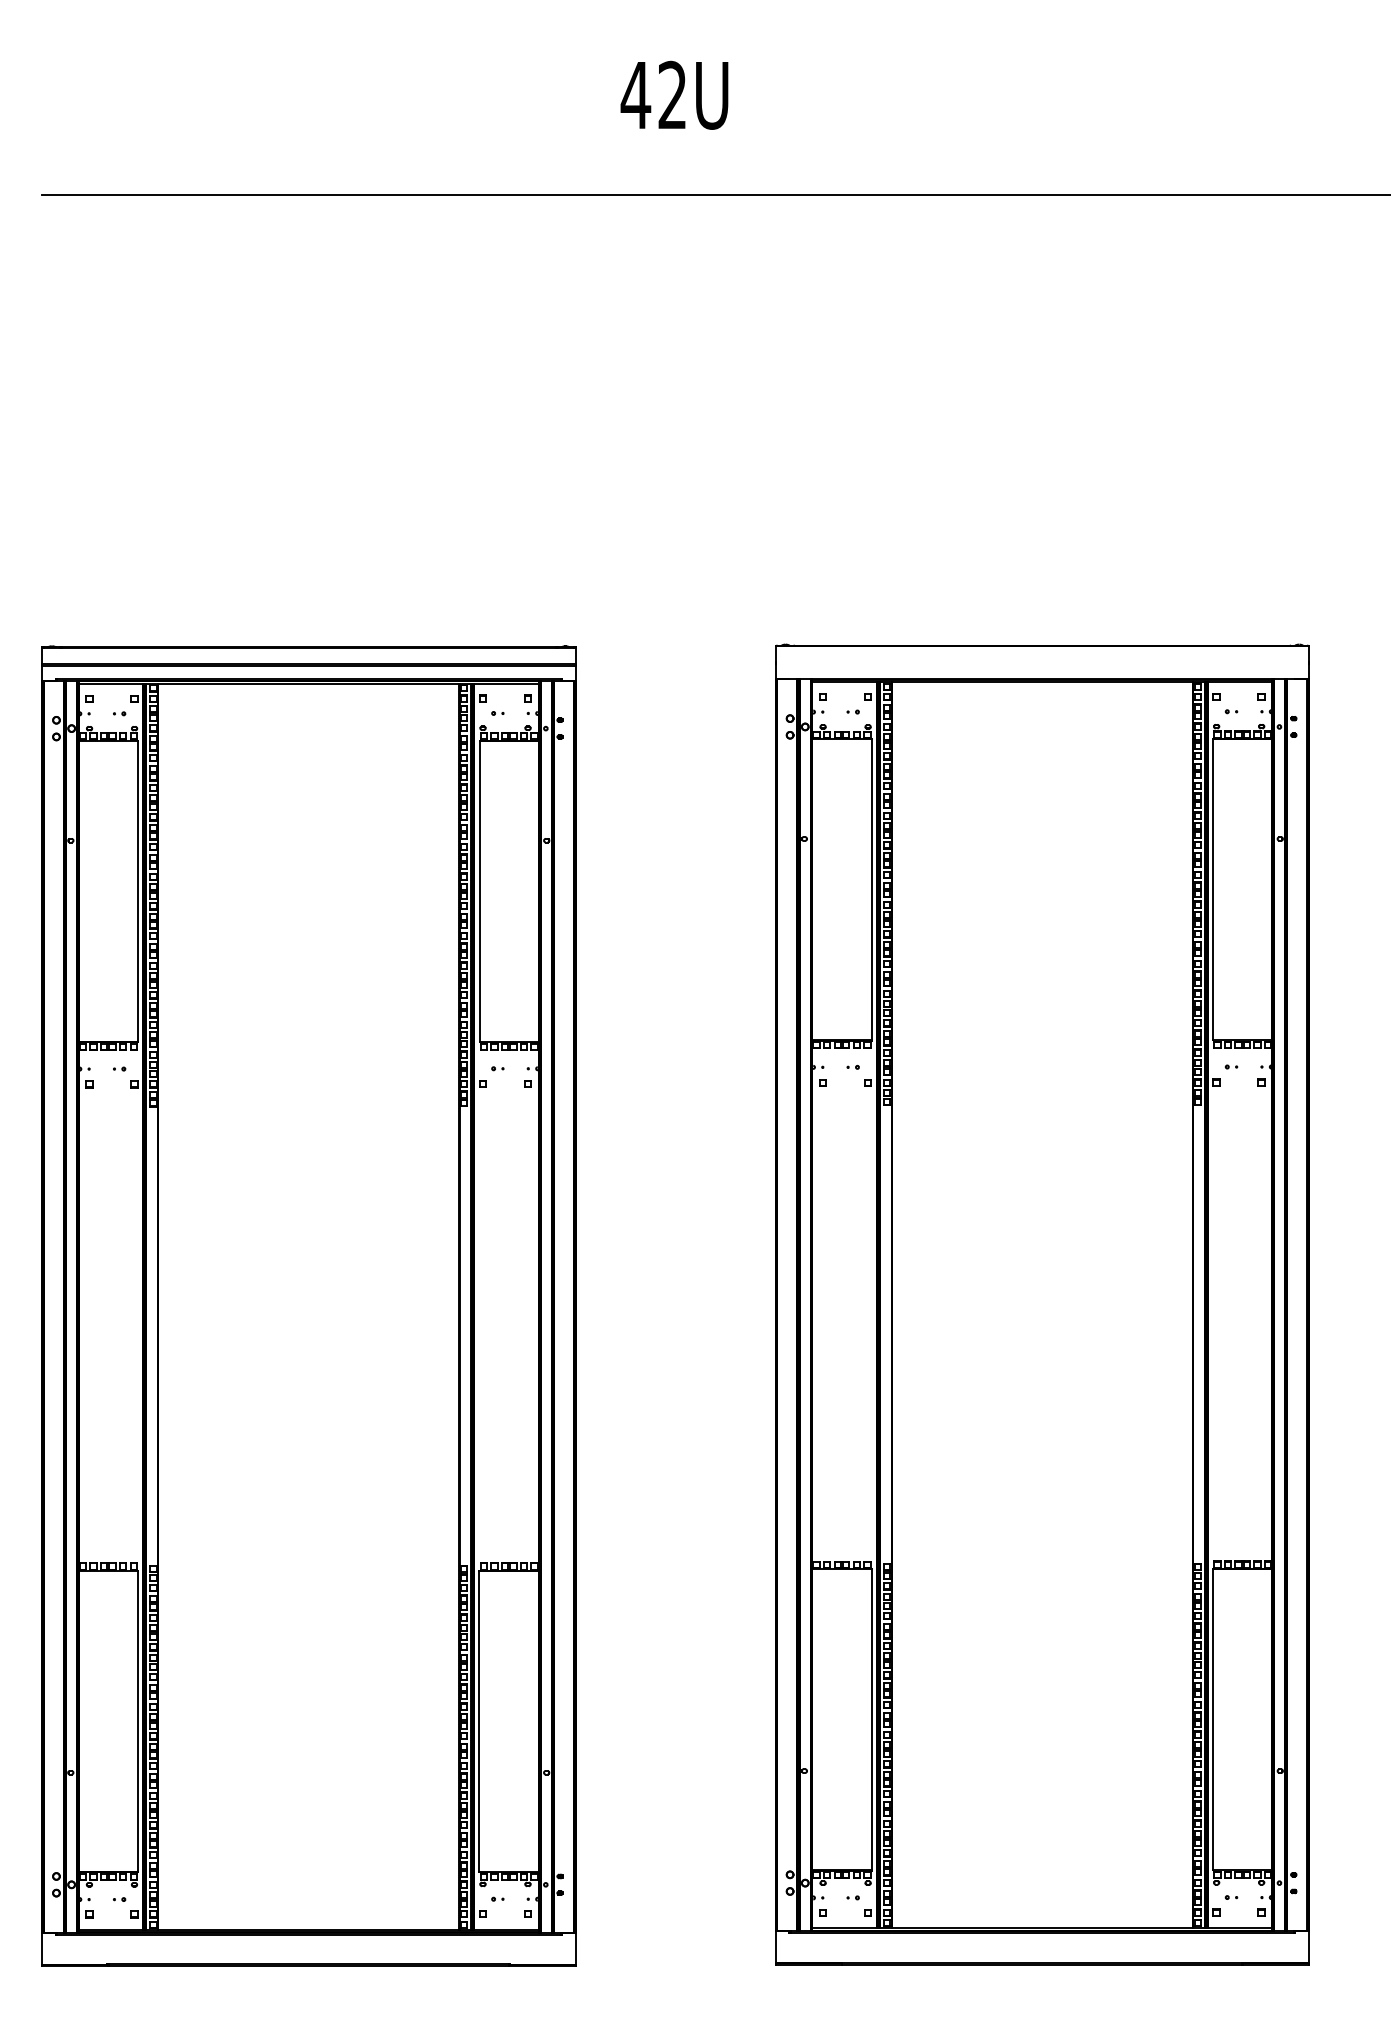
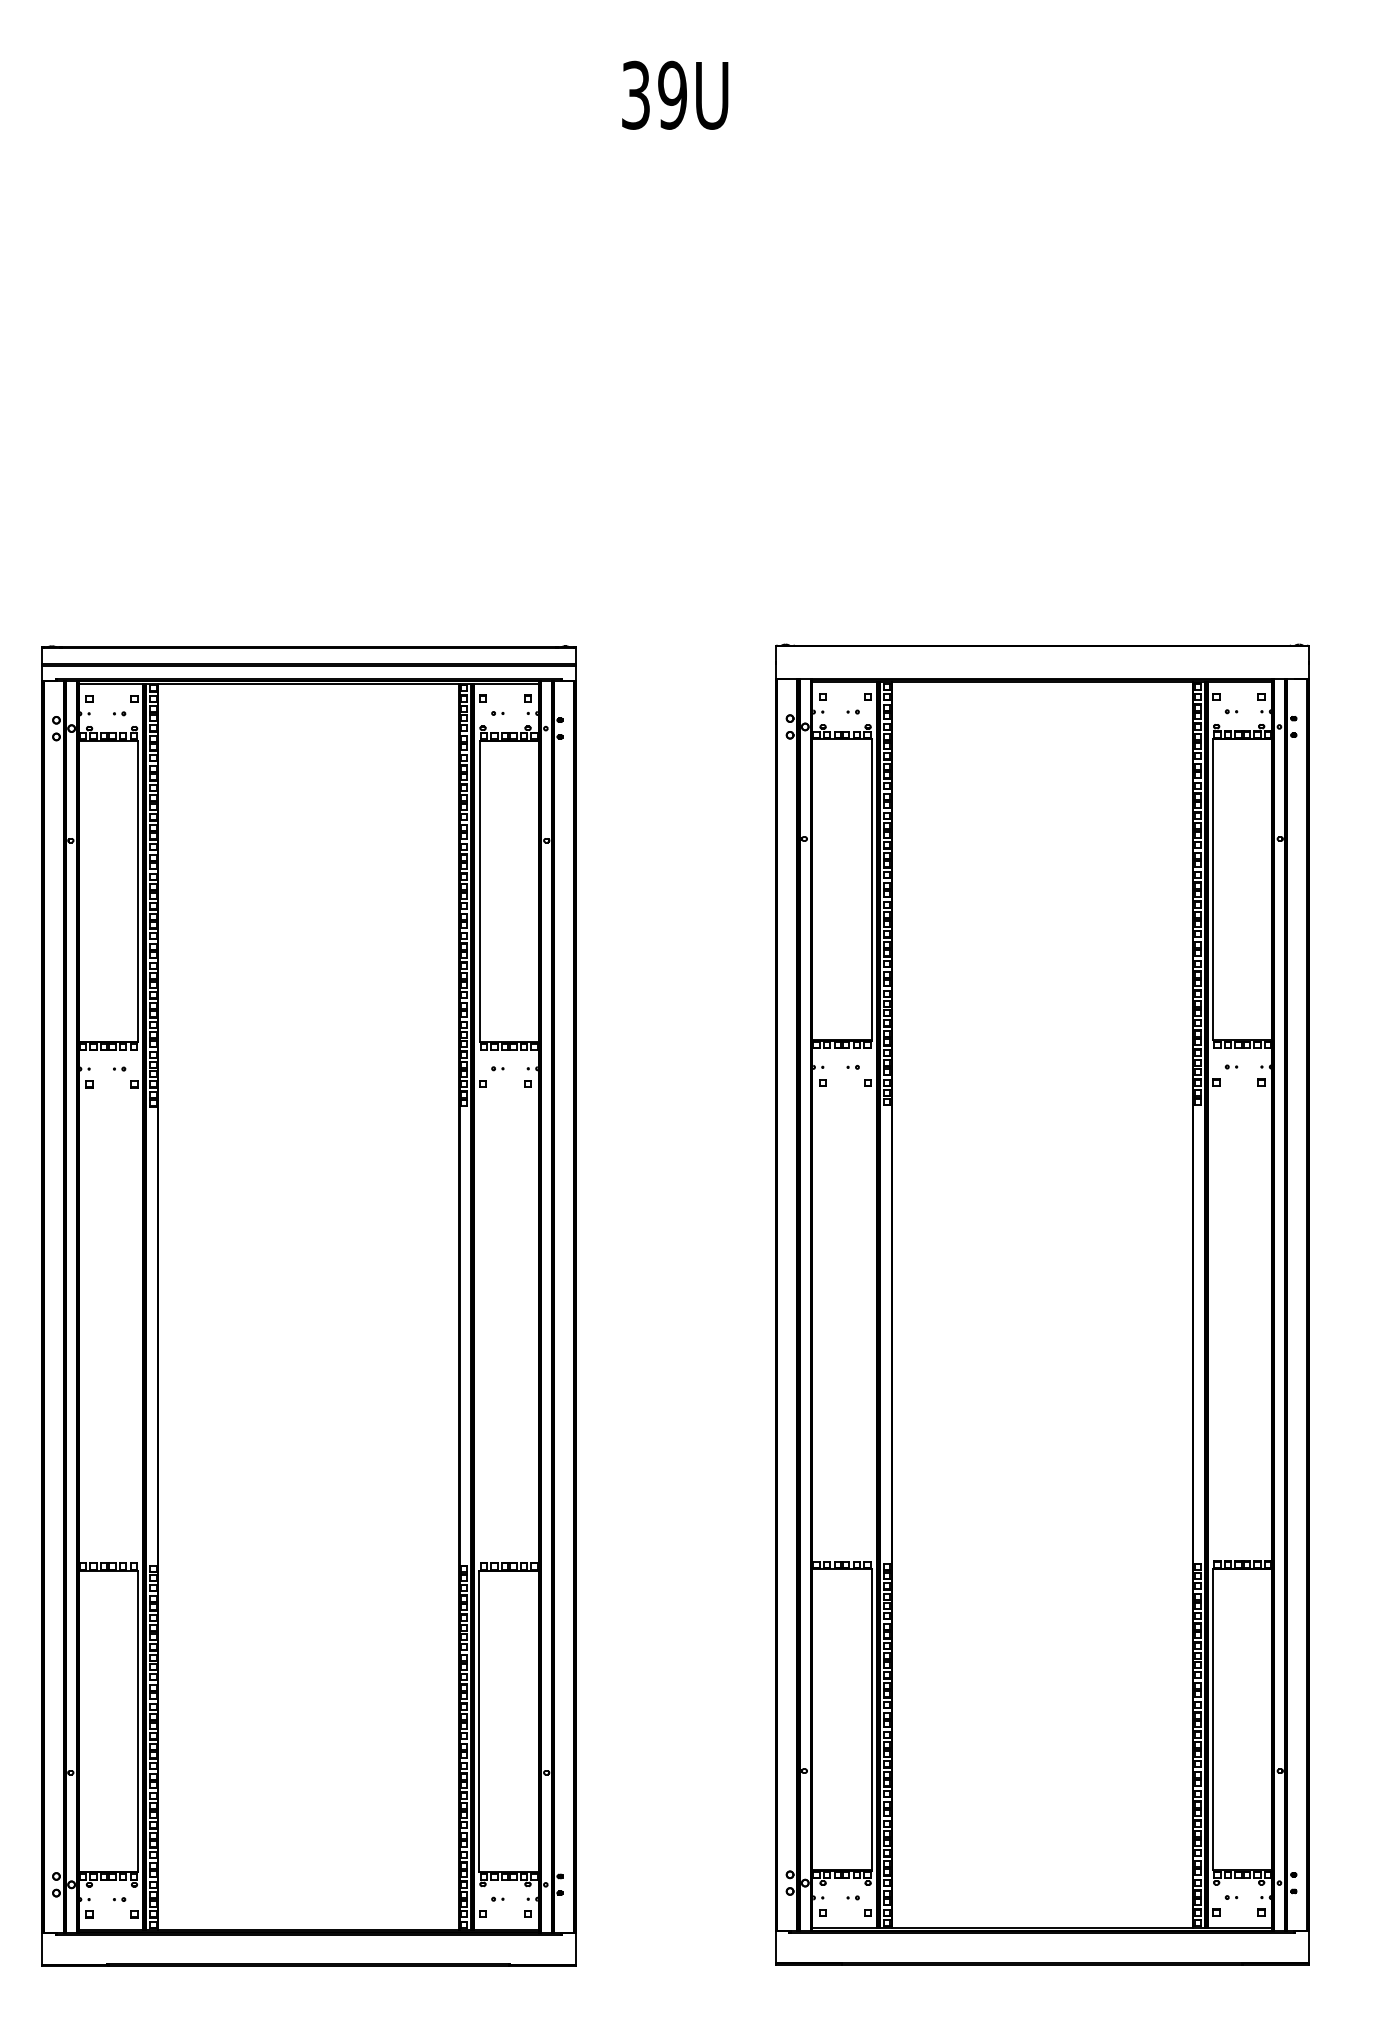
text: 42U -> 39U (653, 94)
line: present -> none (714, 195)
